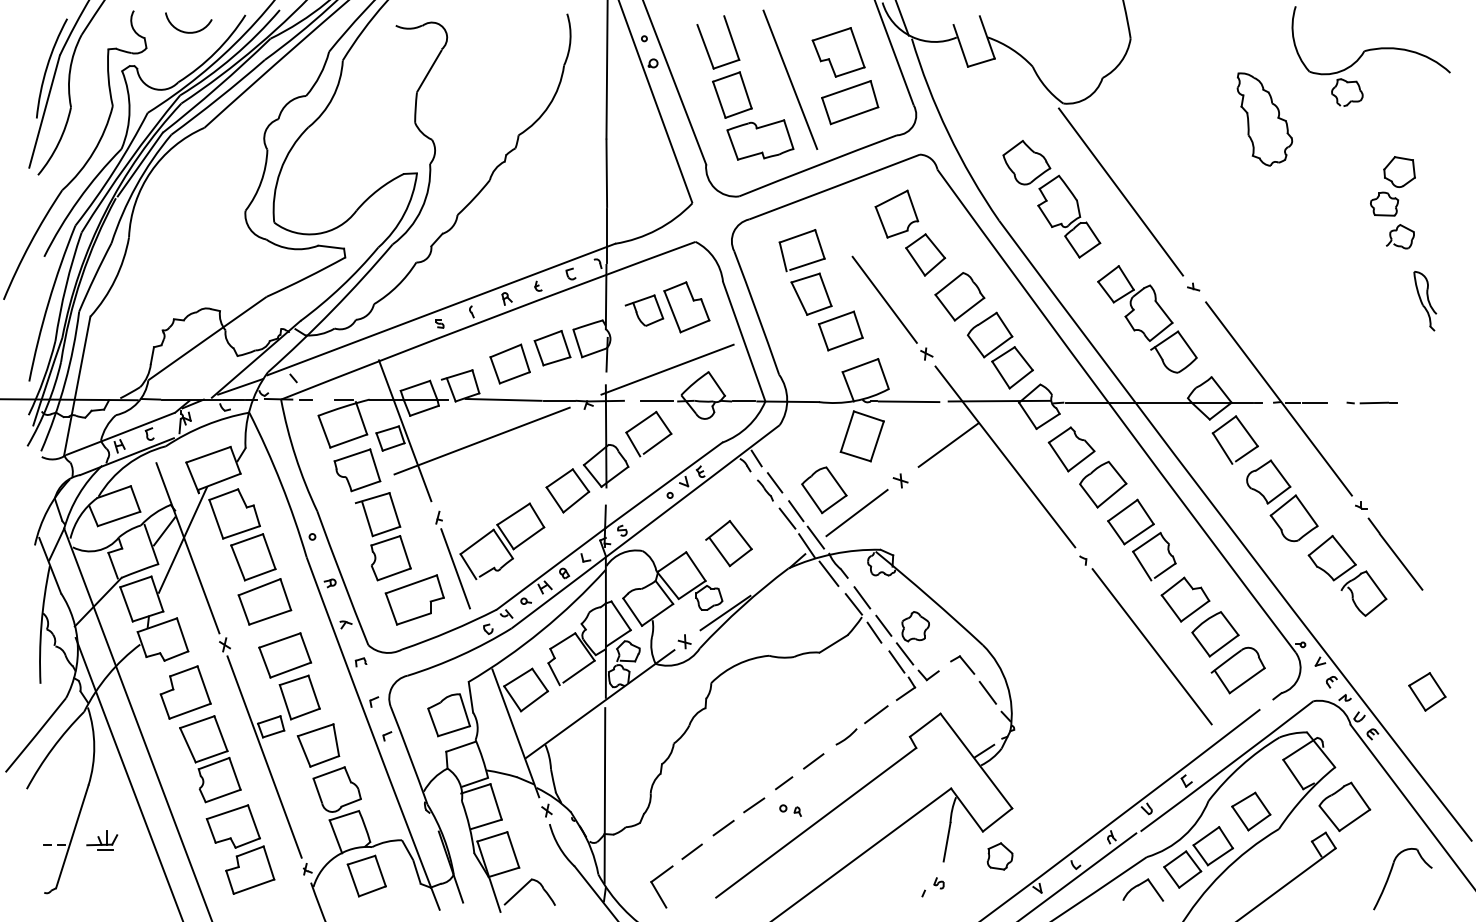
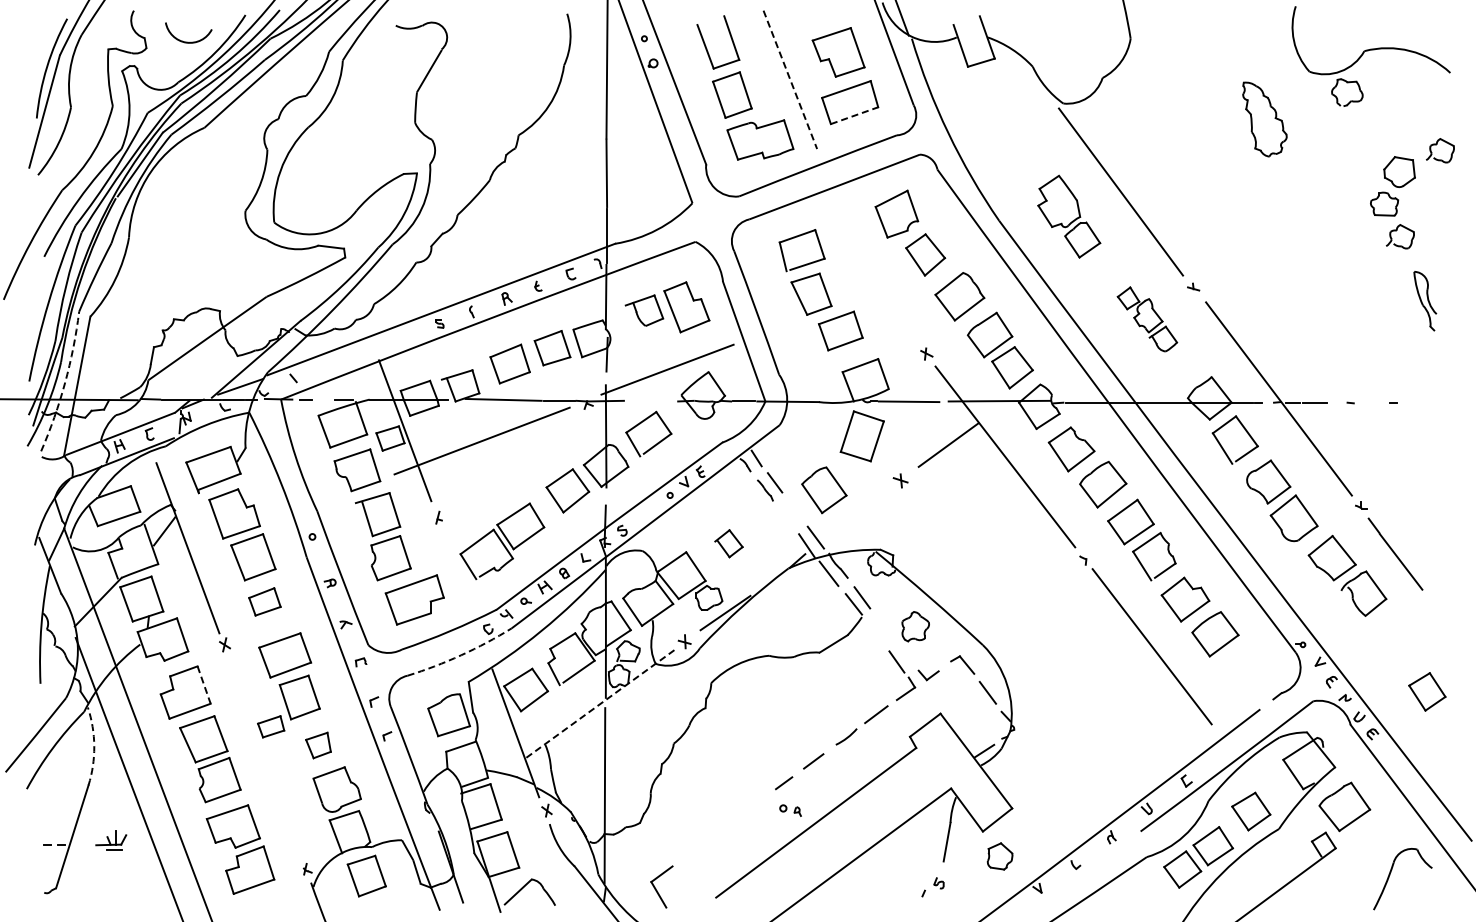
arc position: (188, 31) -> (188, 41) (188, 41)
line: solid -> dashed (790, 80)
line: solid -> dashed (855, 115)
part size: 58x95 px -> 46x77 px (1264, 119)
part: none -> present (1436, 145)
part: present -> none (1026, 162)
line: present -> none (884, 299)
part size: 101x109 px -> 63x67 px (1147, 319)
arc: solid -> dashed (65, 382)
line: present -> none (656, 401)
line: present -> none (1374, 402)
line: present -> none (796, 511)
line: present -> none (856, 512)
line: present -> none (787, 518)
line: present -> none (182, 539)
part size: 48x48 px -> 30x30 px (728, 543)
line: present -> none (455, 568)
part size: 56x48 px -> 34x30 px (264, 601)
line: present -> none (883, 625)
line: present -> none (874, 632)
line: present -> none (904, 653)
arc: solid -> dashed (461, 655)
part: present -> none (1237, 670)
line: solid -> dashed (204, 685)
line: solid -> dashed (600, 704)
part size: 45x45 px -> 27x29 px (318, 745)
arc: solid -> dashed (94, 746)
line: present -> none (264, 756)
line: present -> none (754, 805)
line: present -> none (723, 827)
part position: (102, 840) -> (111, 840) (111, 840)
line: present -> none (691, 851)
line: present -> none (1078, 875)
part: present -> none (1143, 889)
